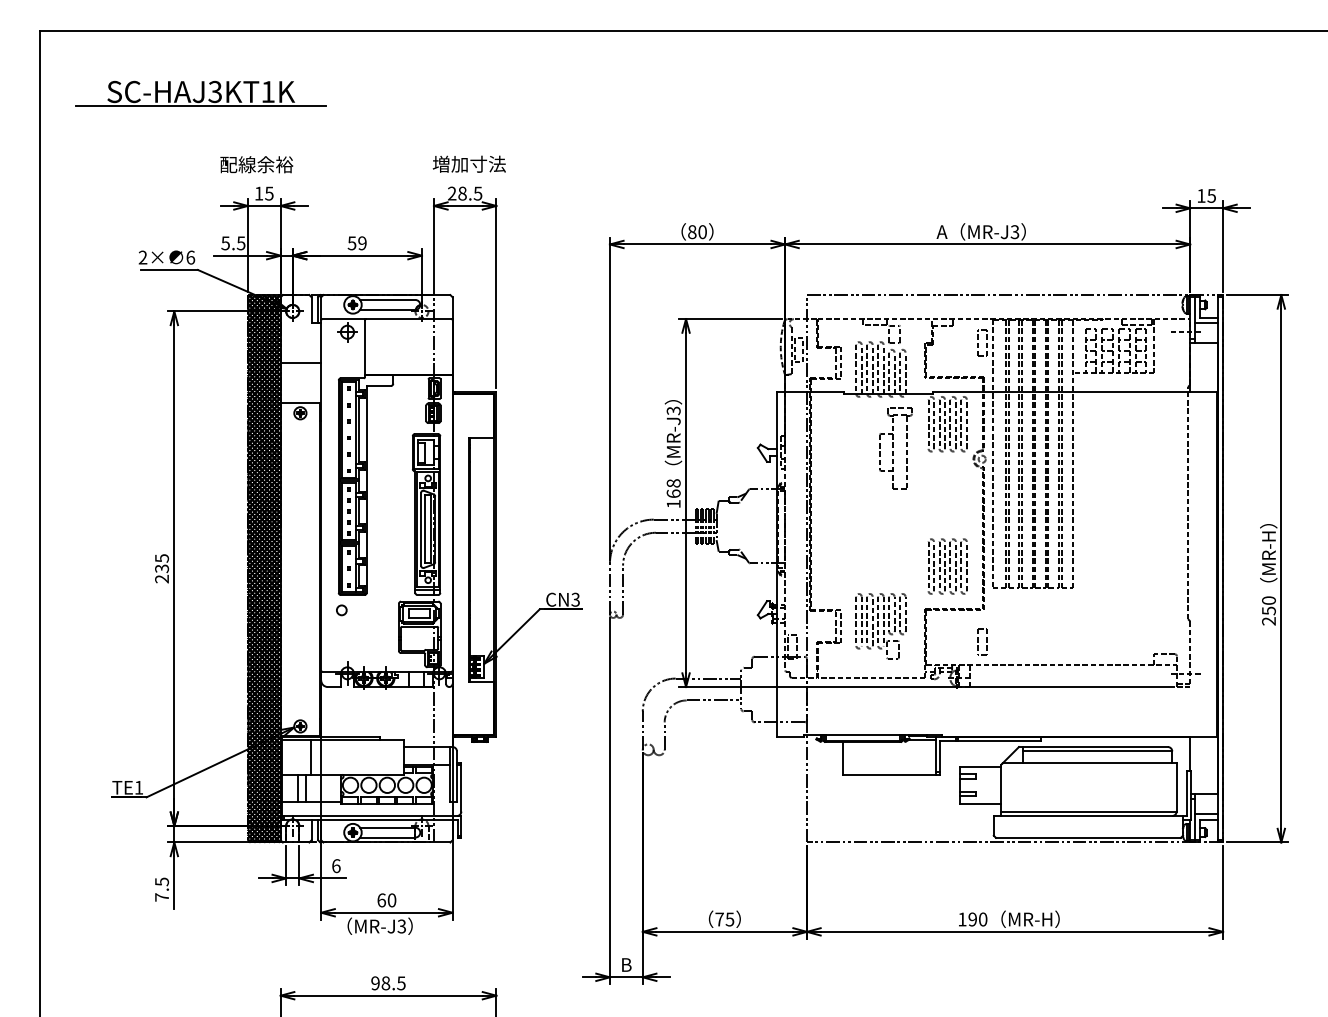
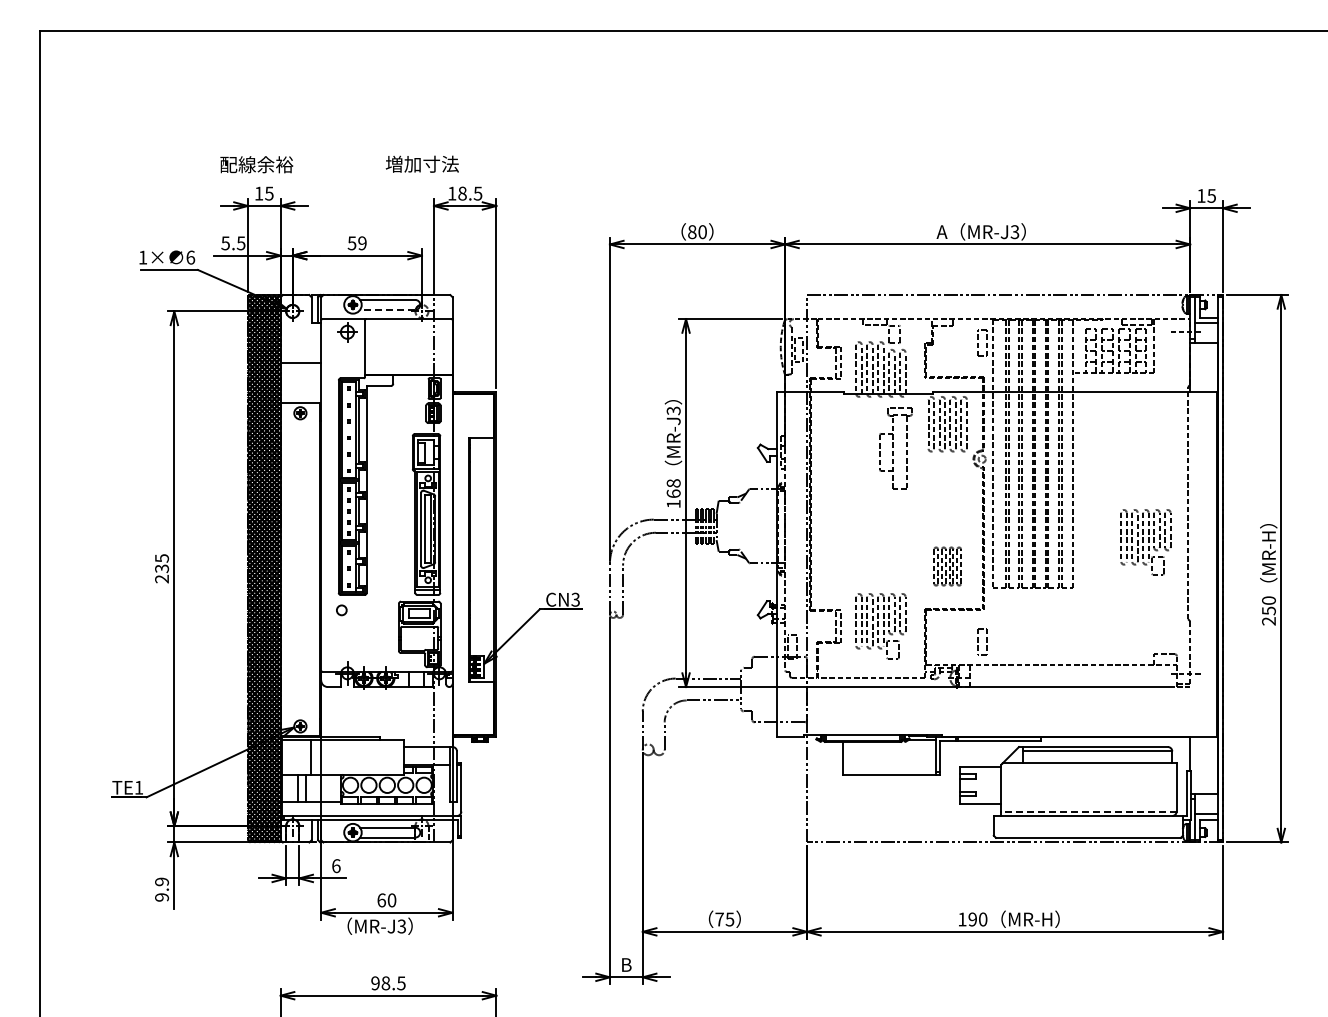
part: present -> none (200, 93)
text position: (468, 163) -> (421, 163) (421, 163)
text: 28.5 -> 18.5 (452, 193)
text: 2× -> 1× (142, 257)
line: solid -> dashed (387, 309)
part: none -> present (1145, 542)
part size: 41x57 px -> 29x41 px (947, 566)
line: solid -> dashed (1089, 811)
text: 7.5 -> 9.9 (162, 889)
